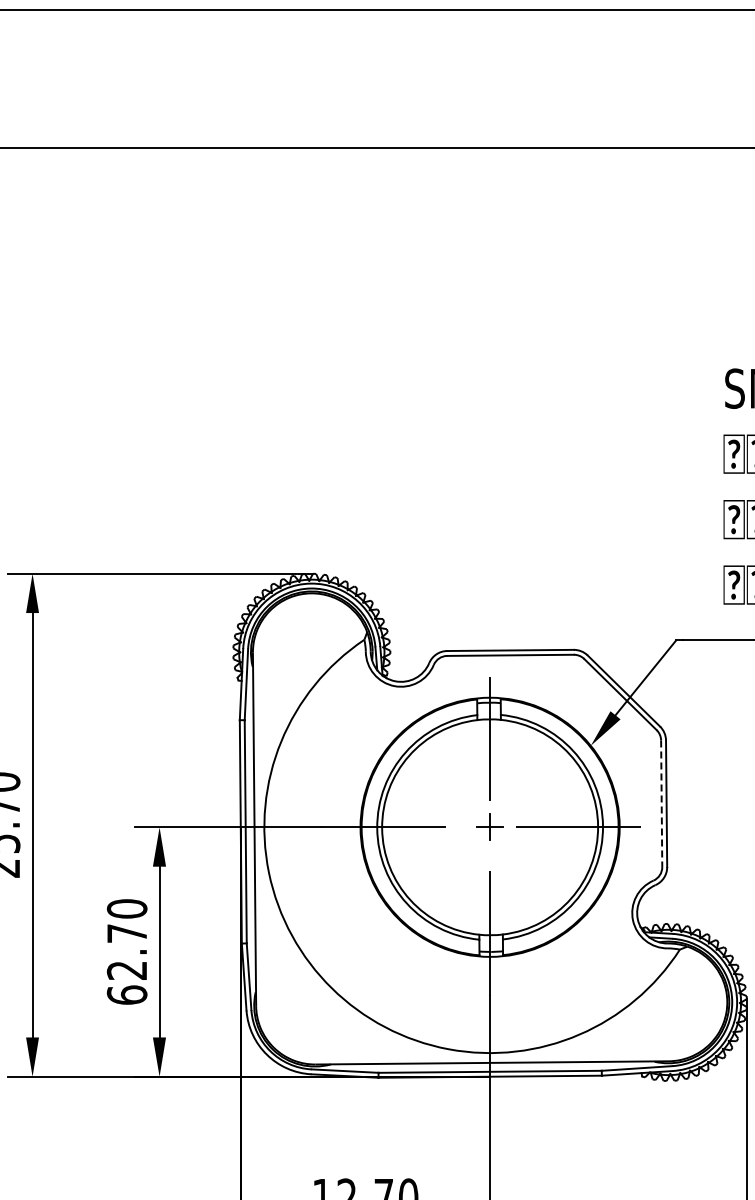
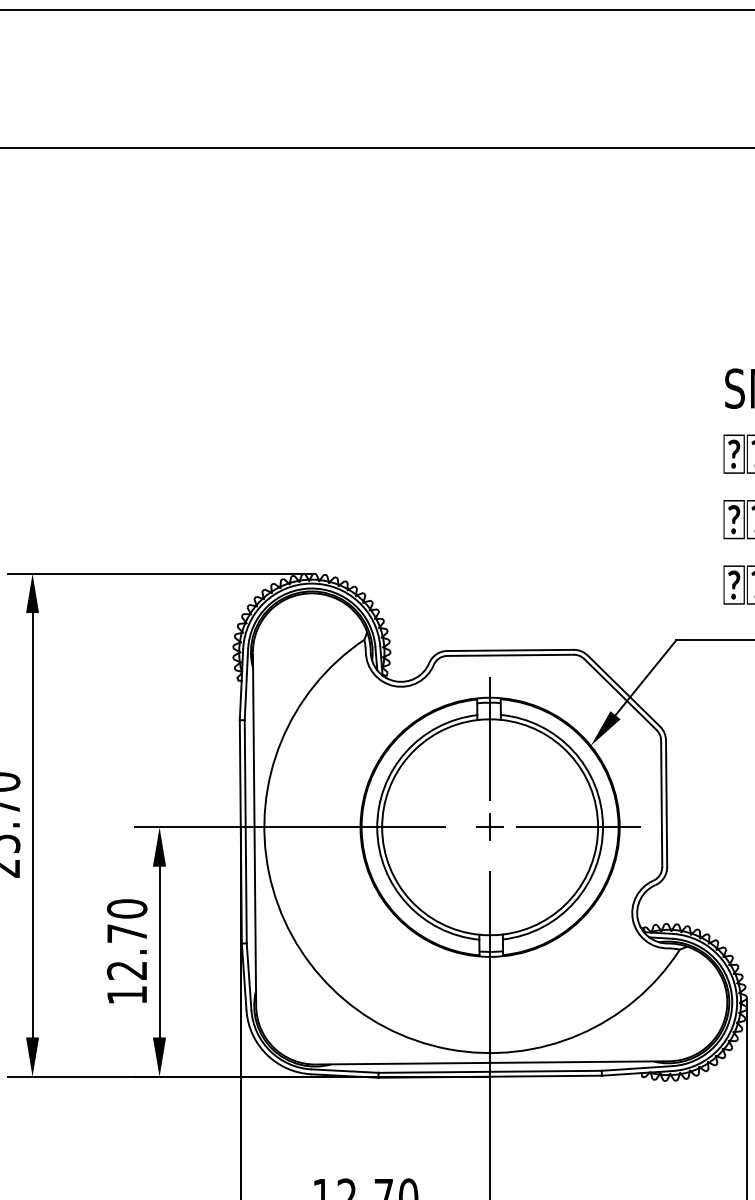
line: dashed -> solid (661, 804)
text: 62.70 -> 12.70 (126, 994)
